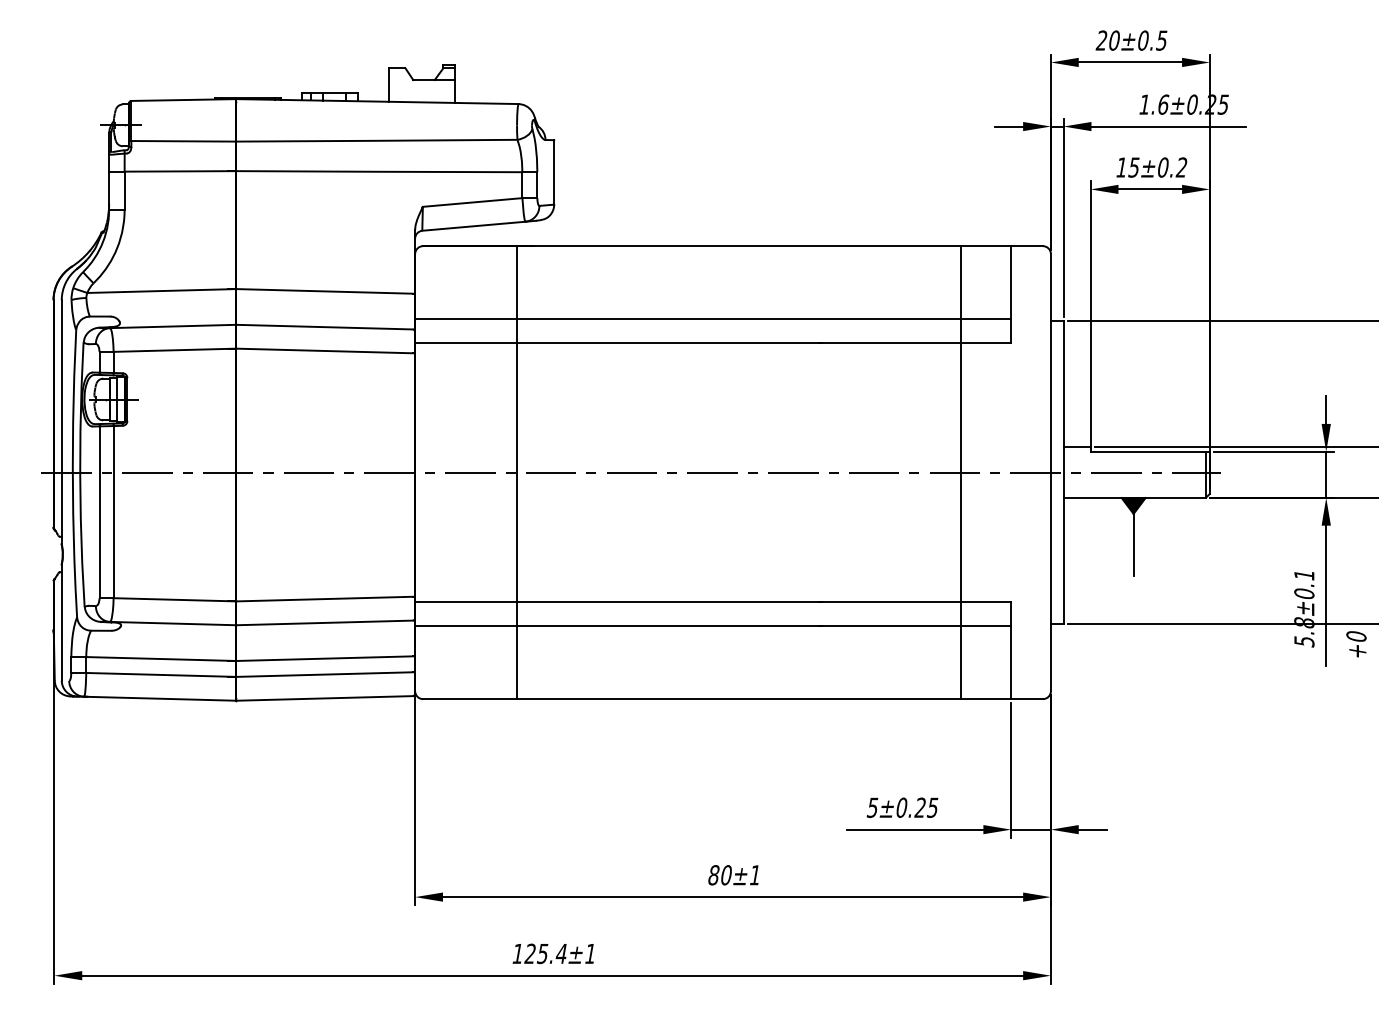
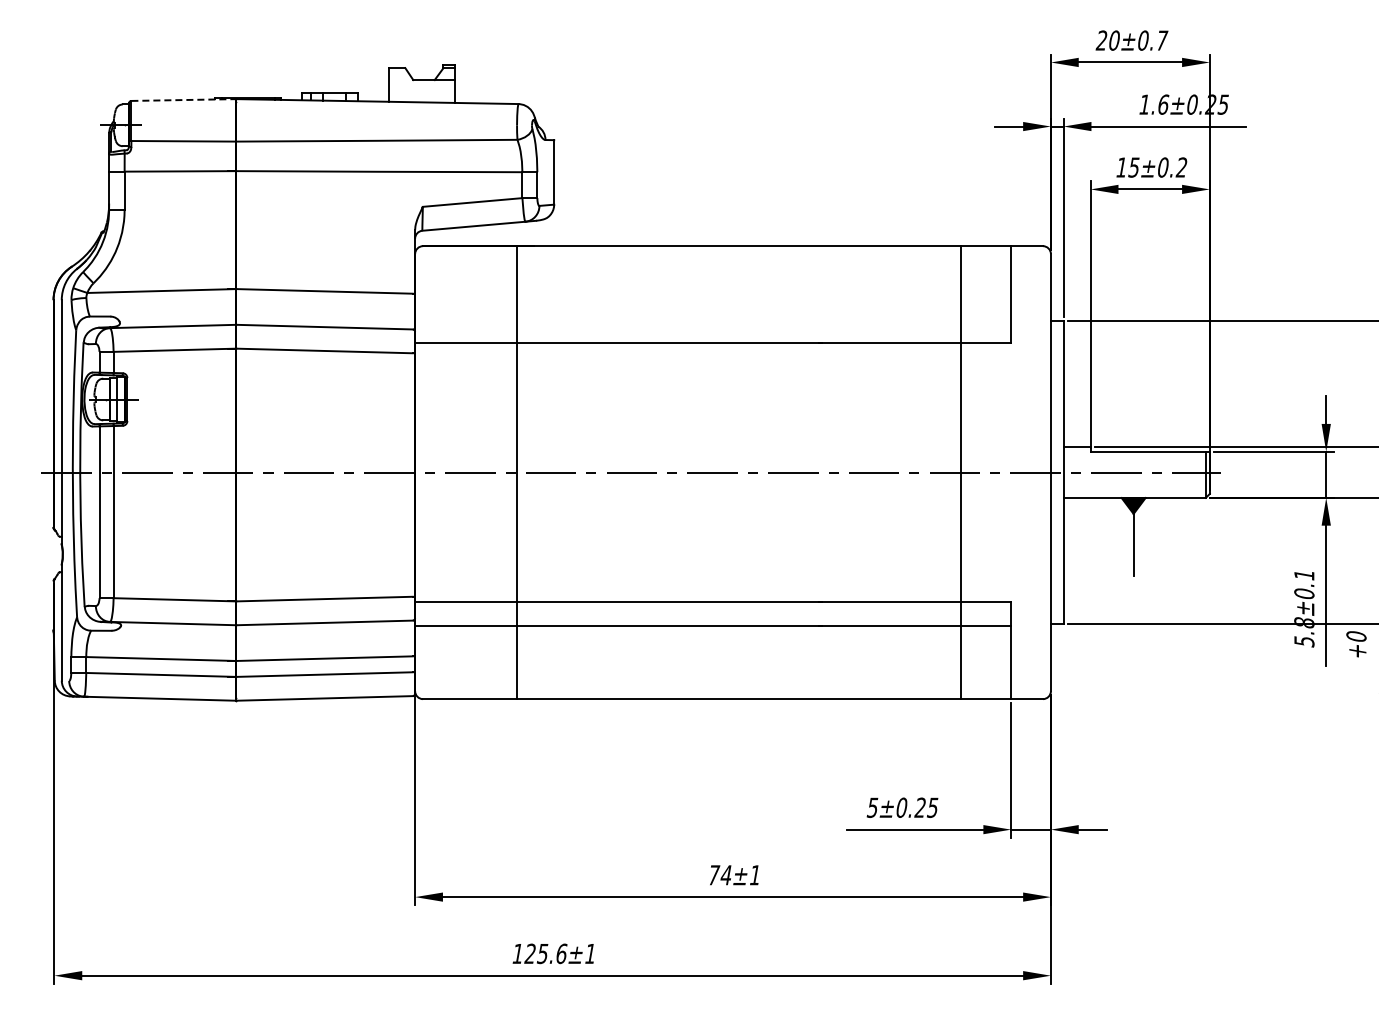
text: 20±0.5 -> 20±0.7 (1162, 40)
line: solid -> dashed (184, 100)
line: present -> none (713, 319)
text: 80±1 -> 74±1 (719, 875)
text: 125.4±1 -> 125.6±1 (561, 953)
